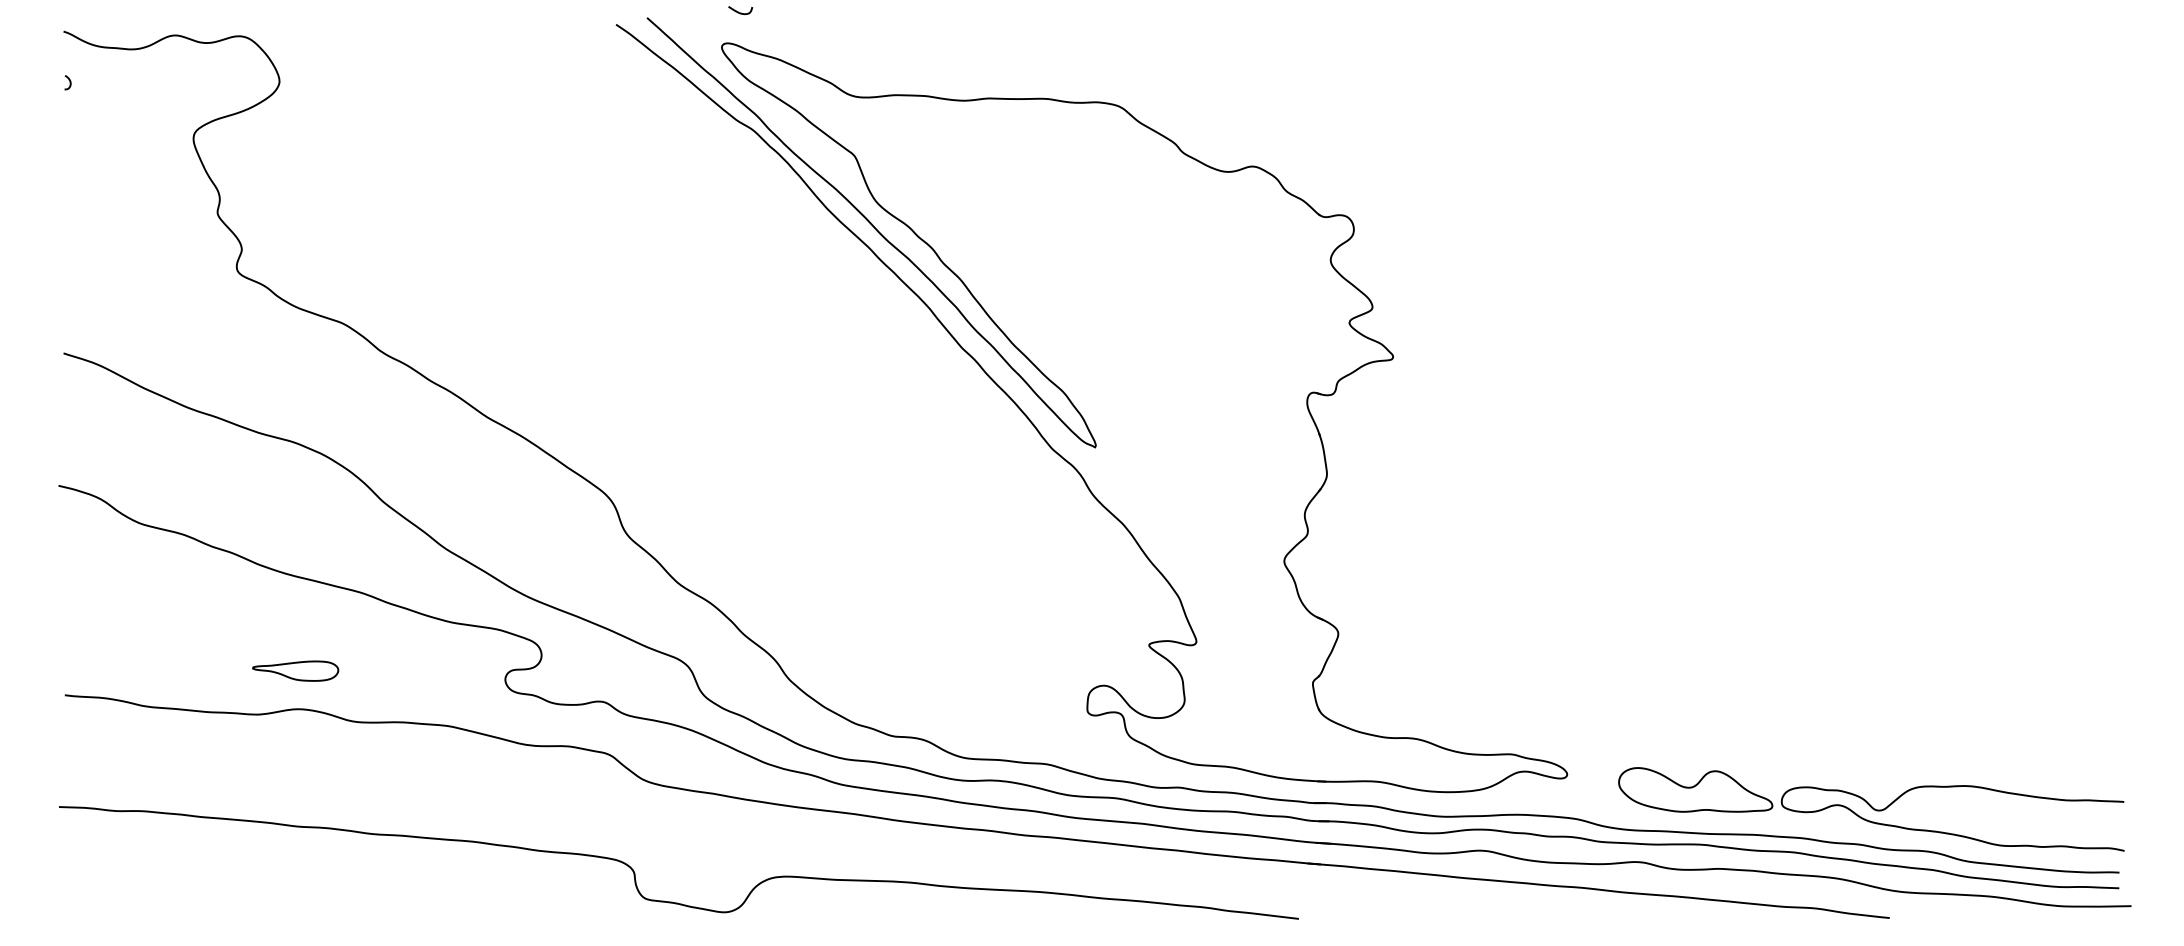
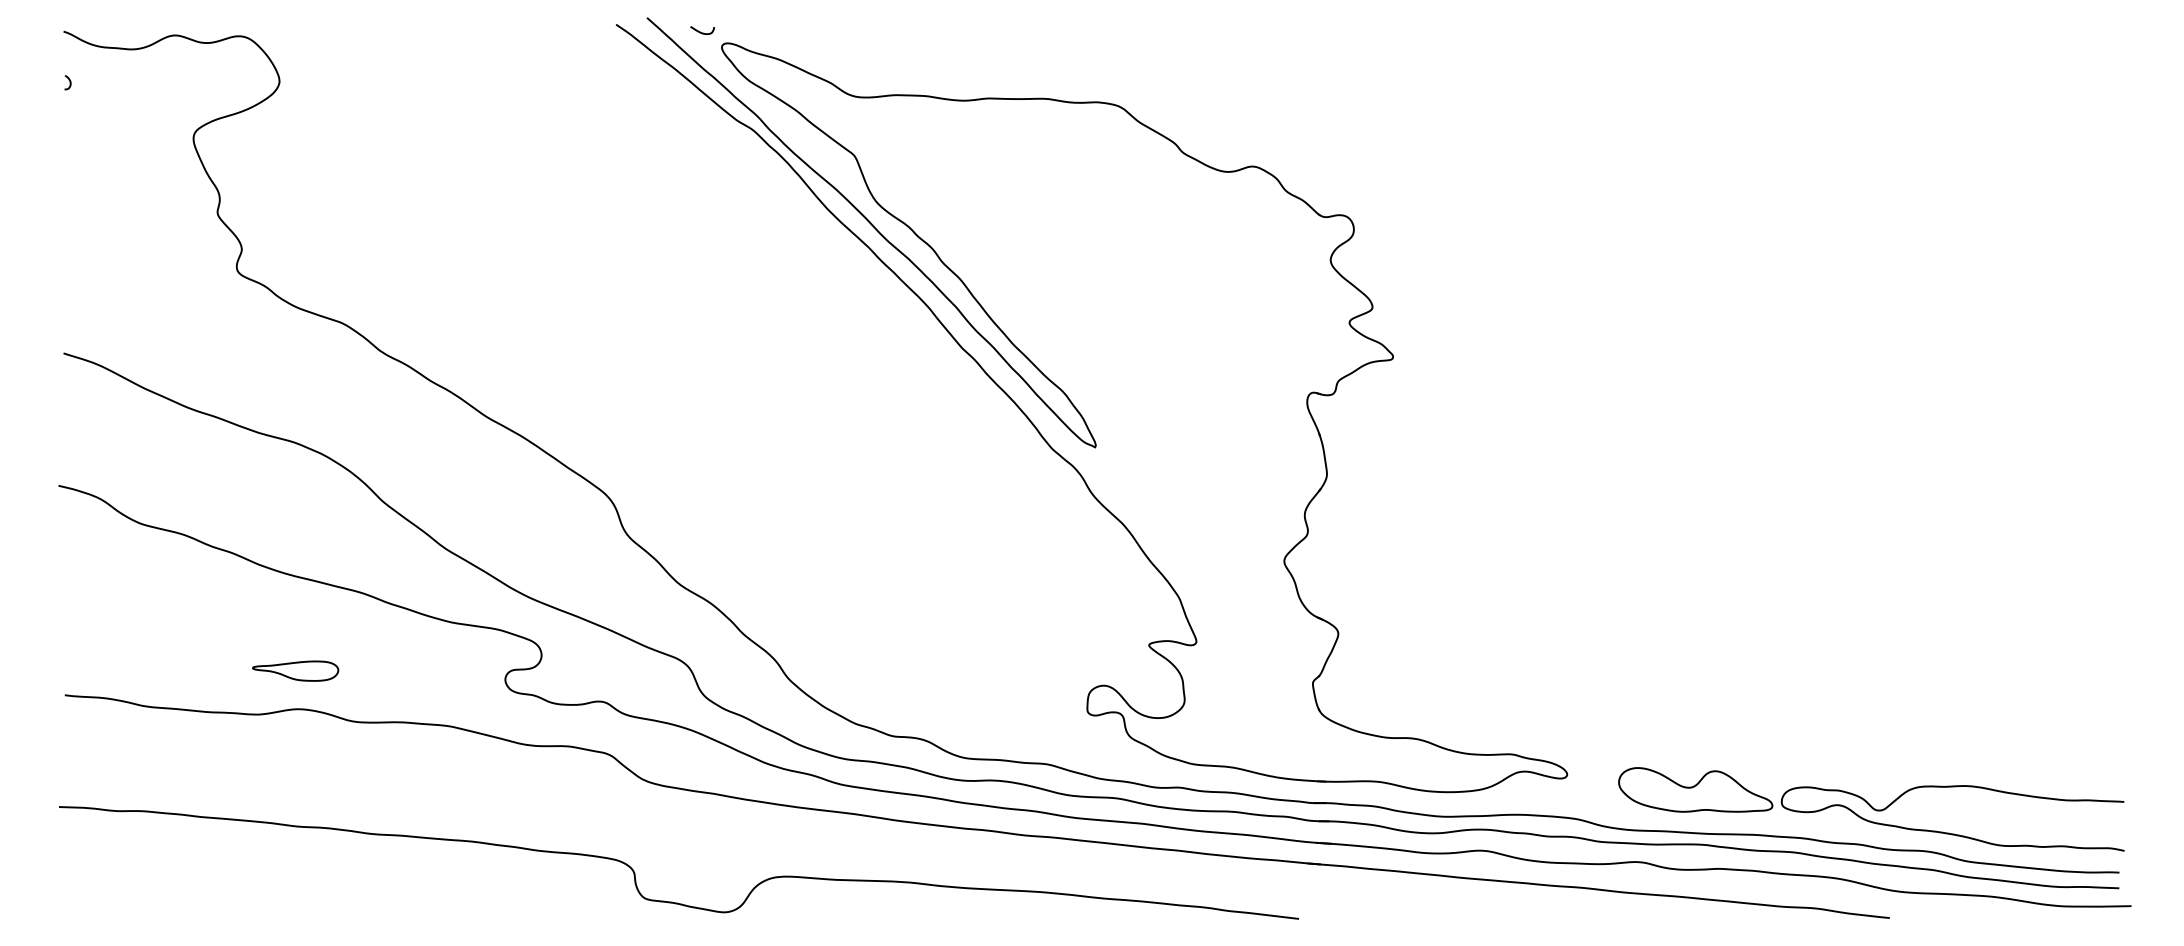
curve position: (740, 12) -> (702, 32) (702, 32)
